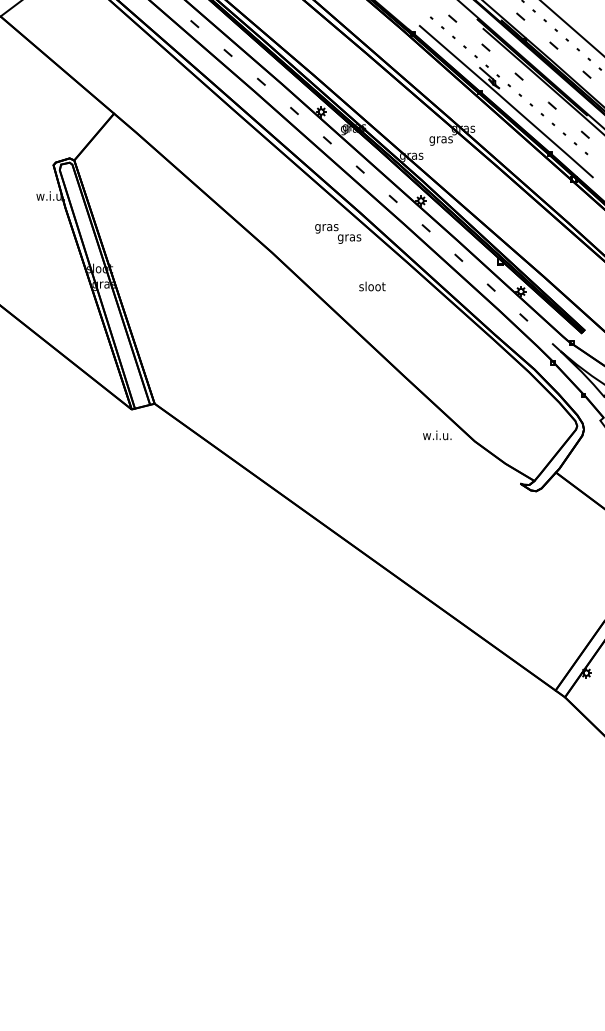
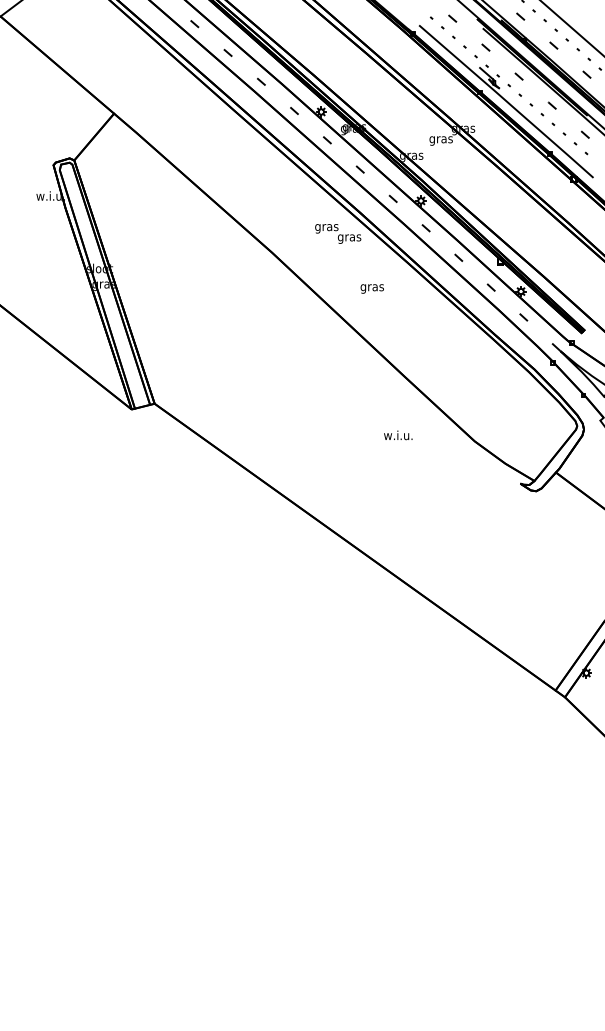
text: sloot -> gras (372, 287)
text position: (437, 435) -> (398, 435) (398, 435)
